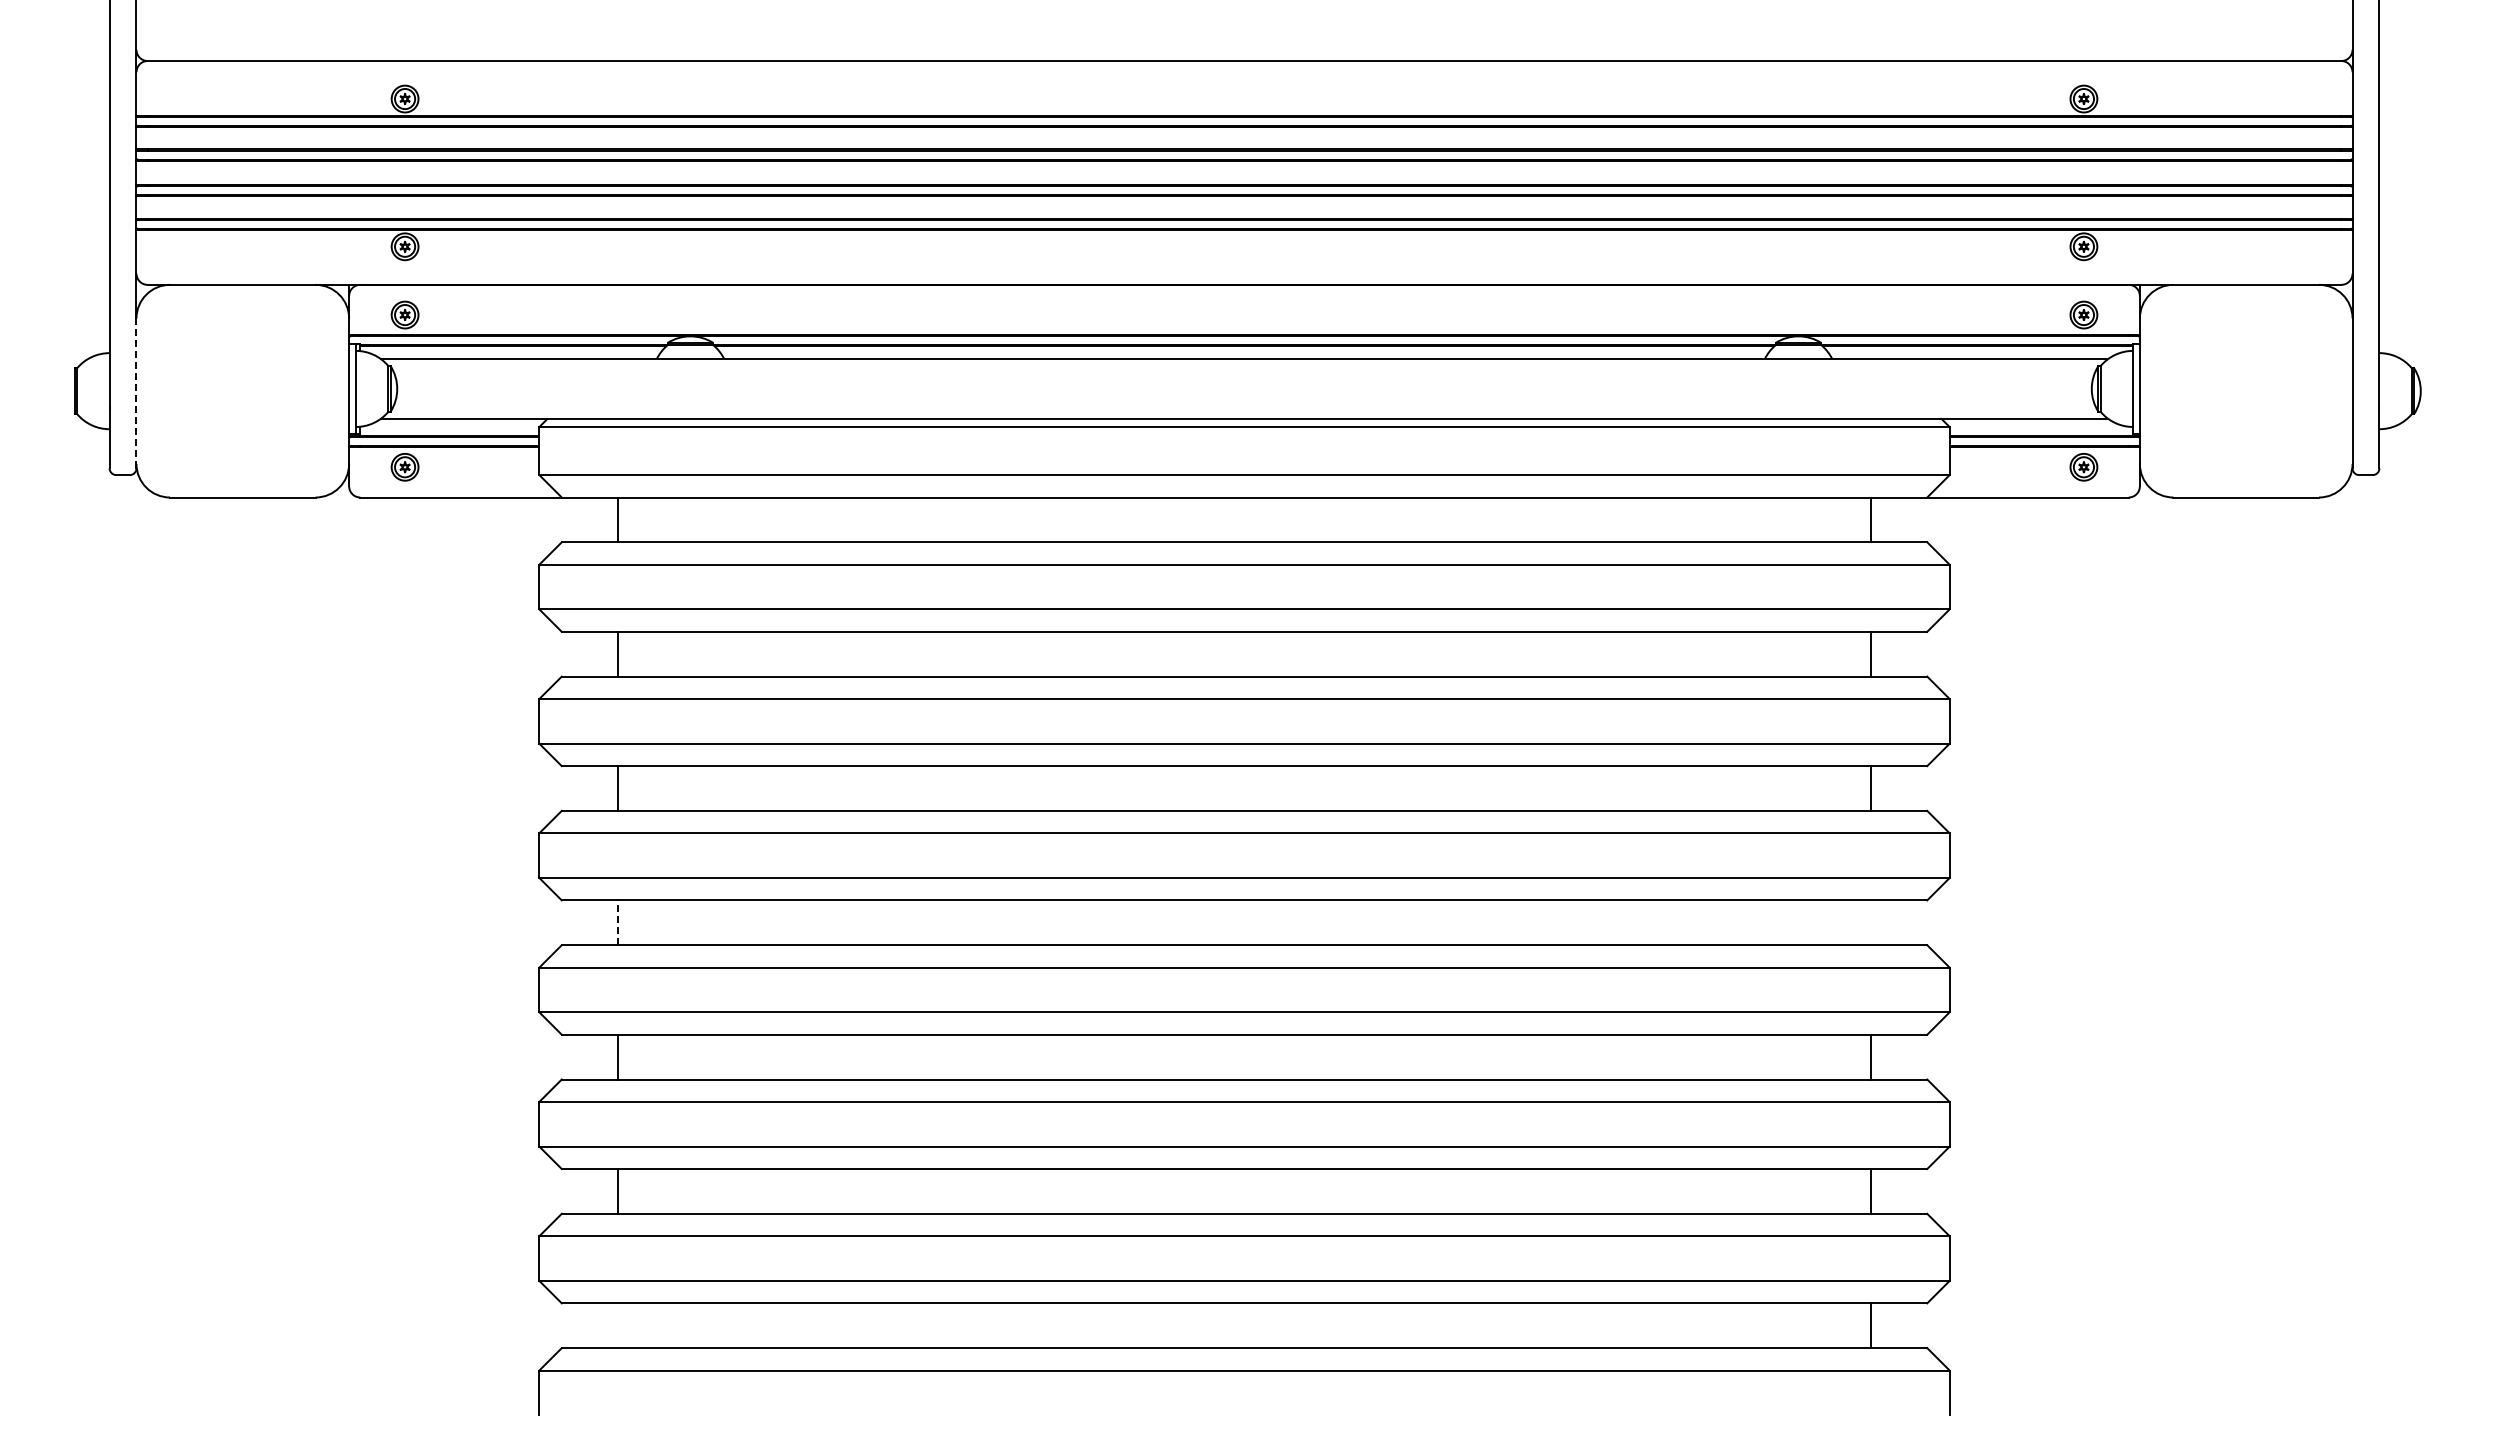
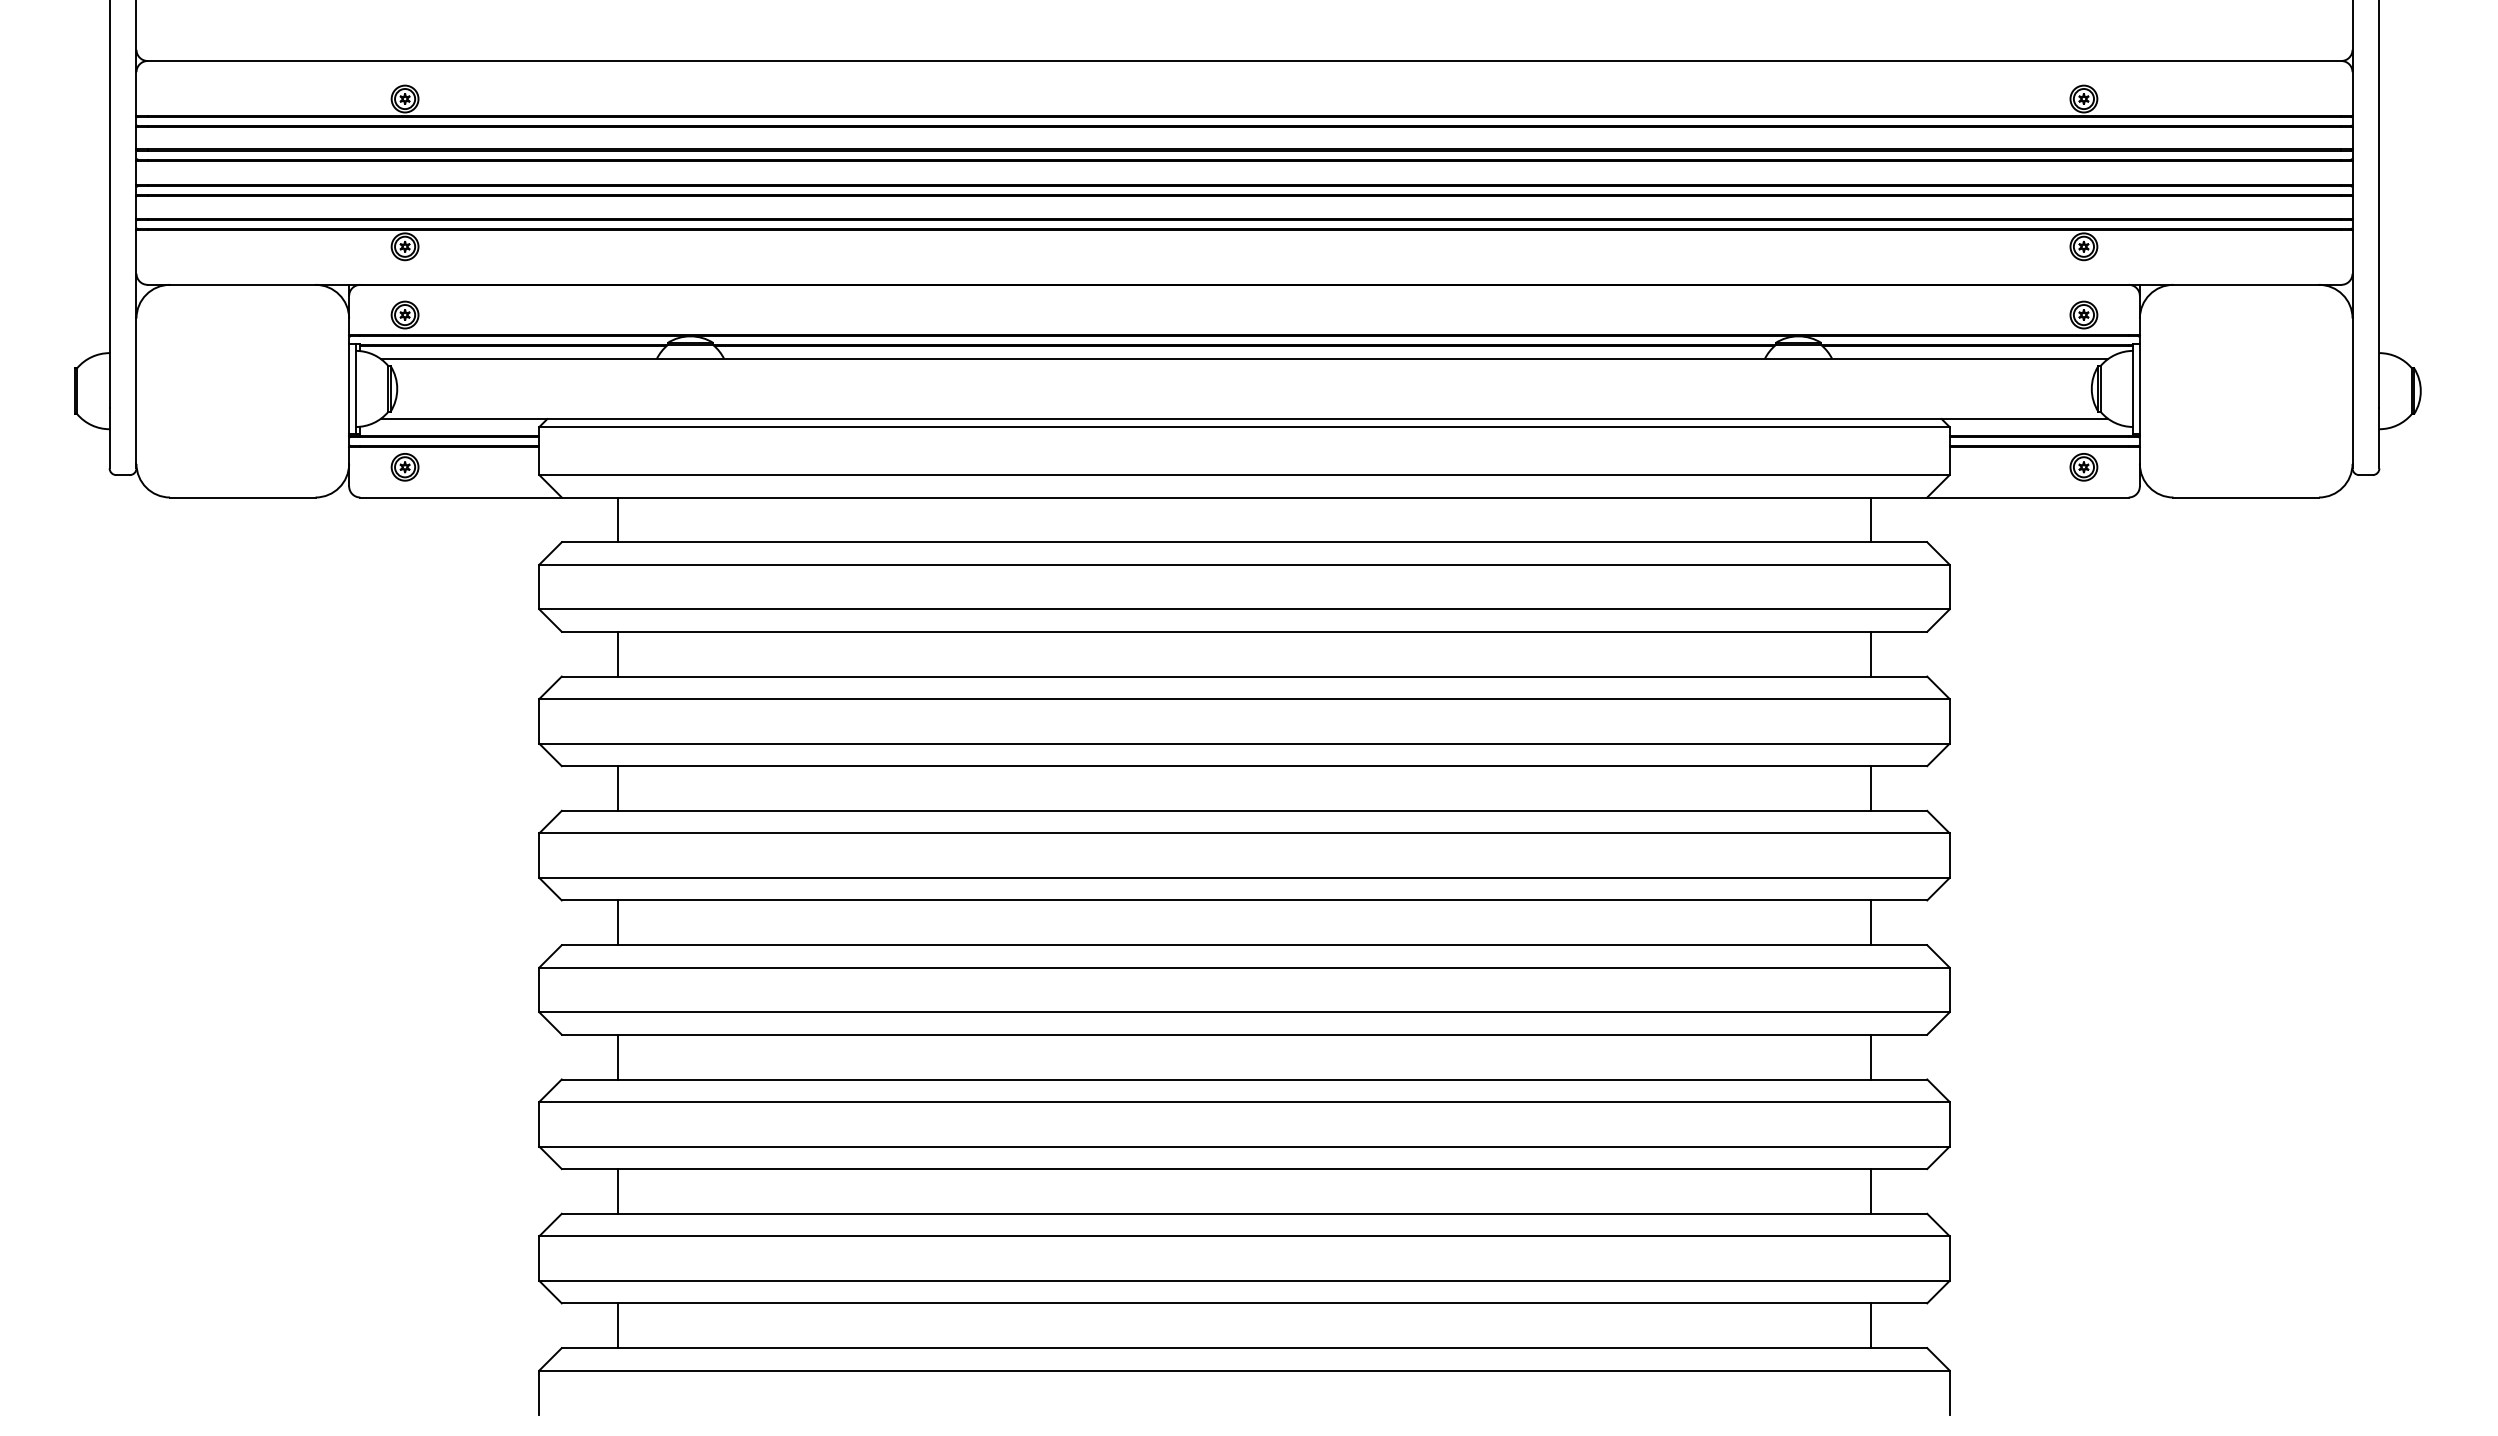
line: dashed -> solid (136, 391)
line: dashed -> solid (617, 922)
line: none -> present (1871, 922)
line: none -> present (617, 1325)
